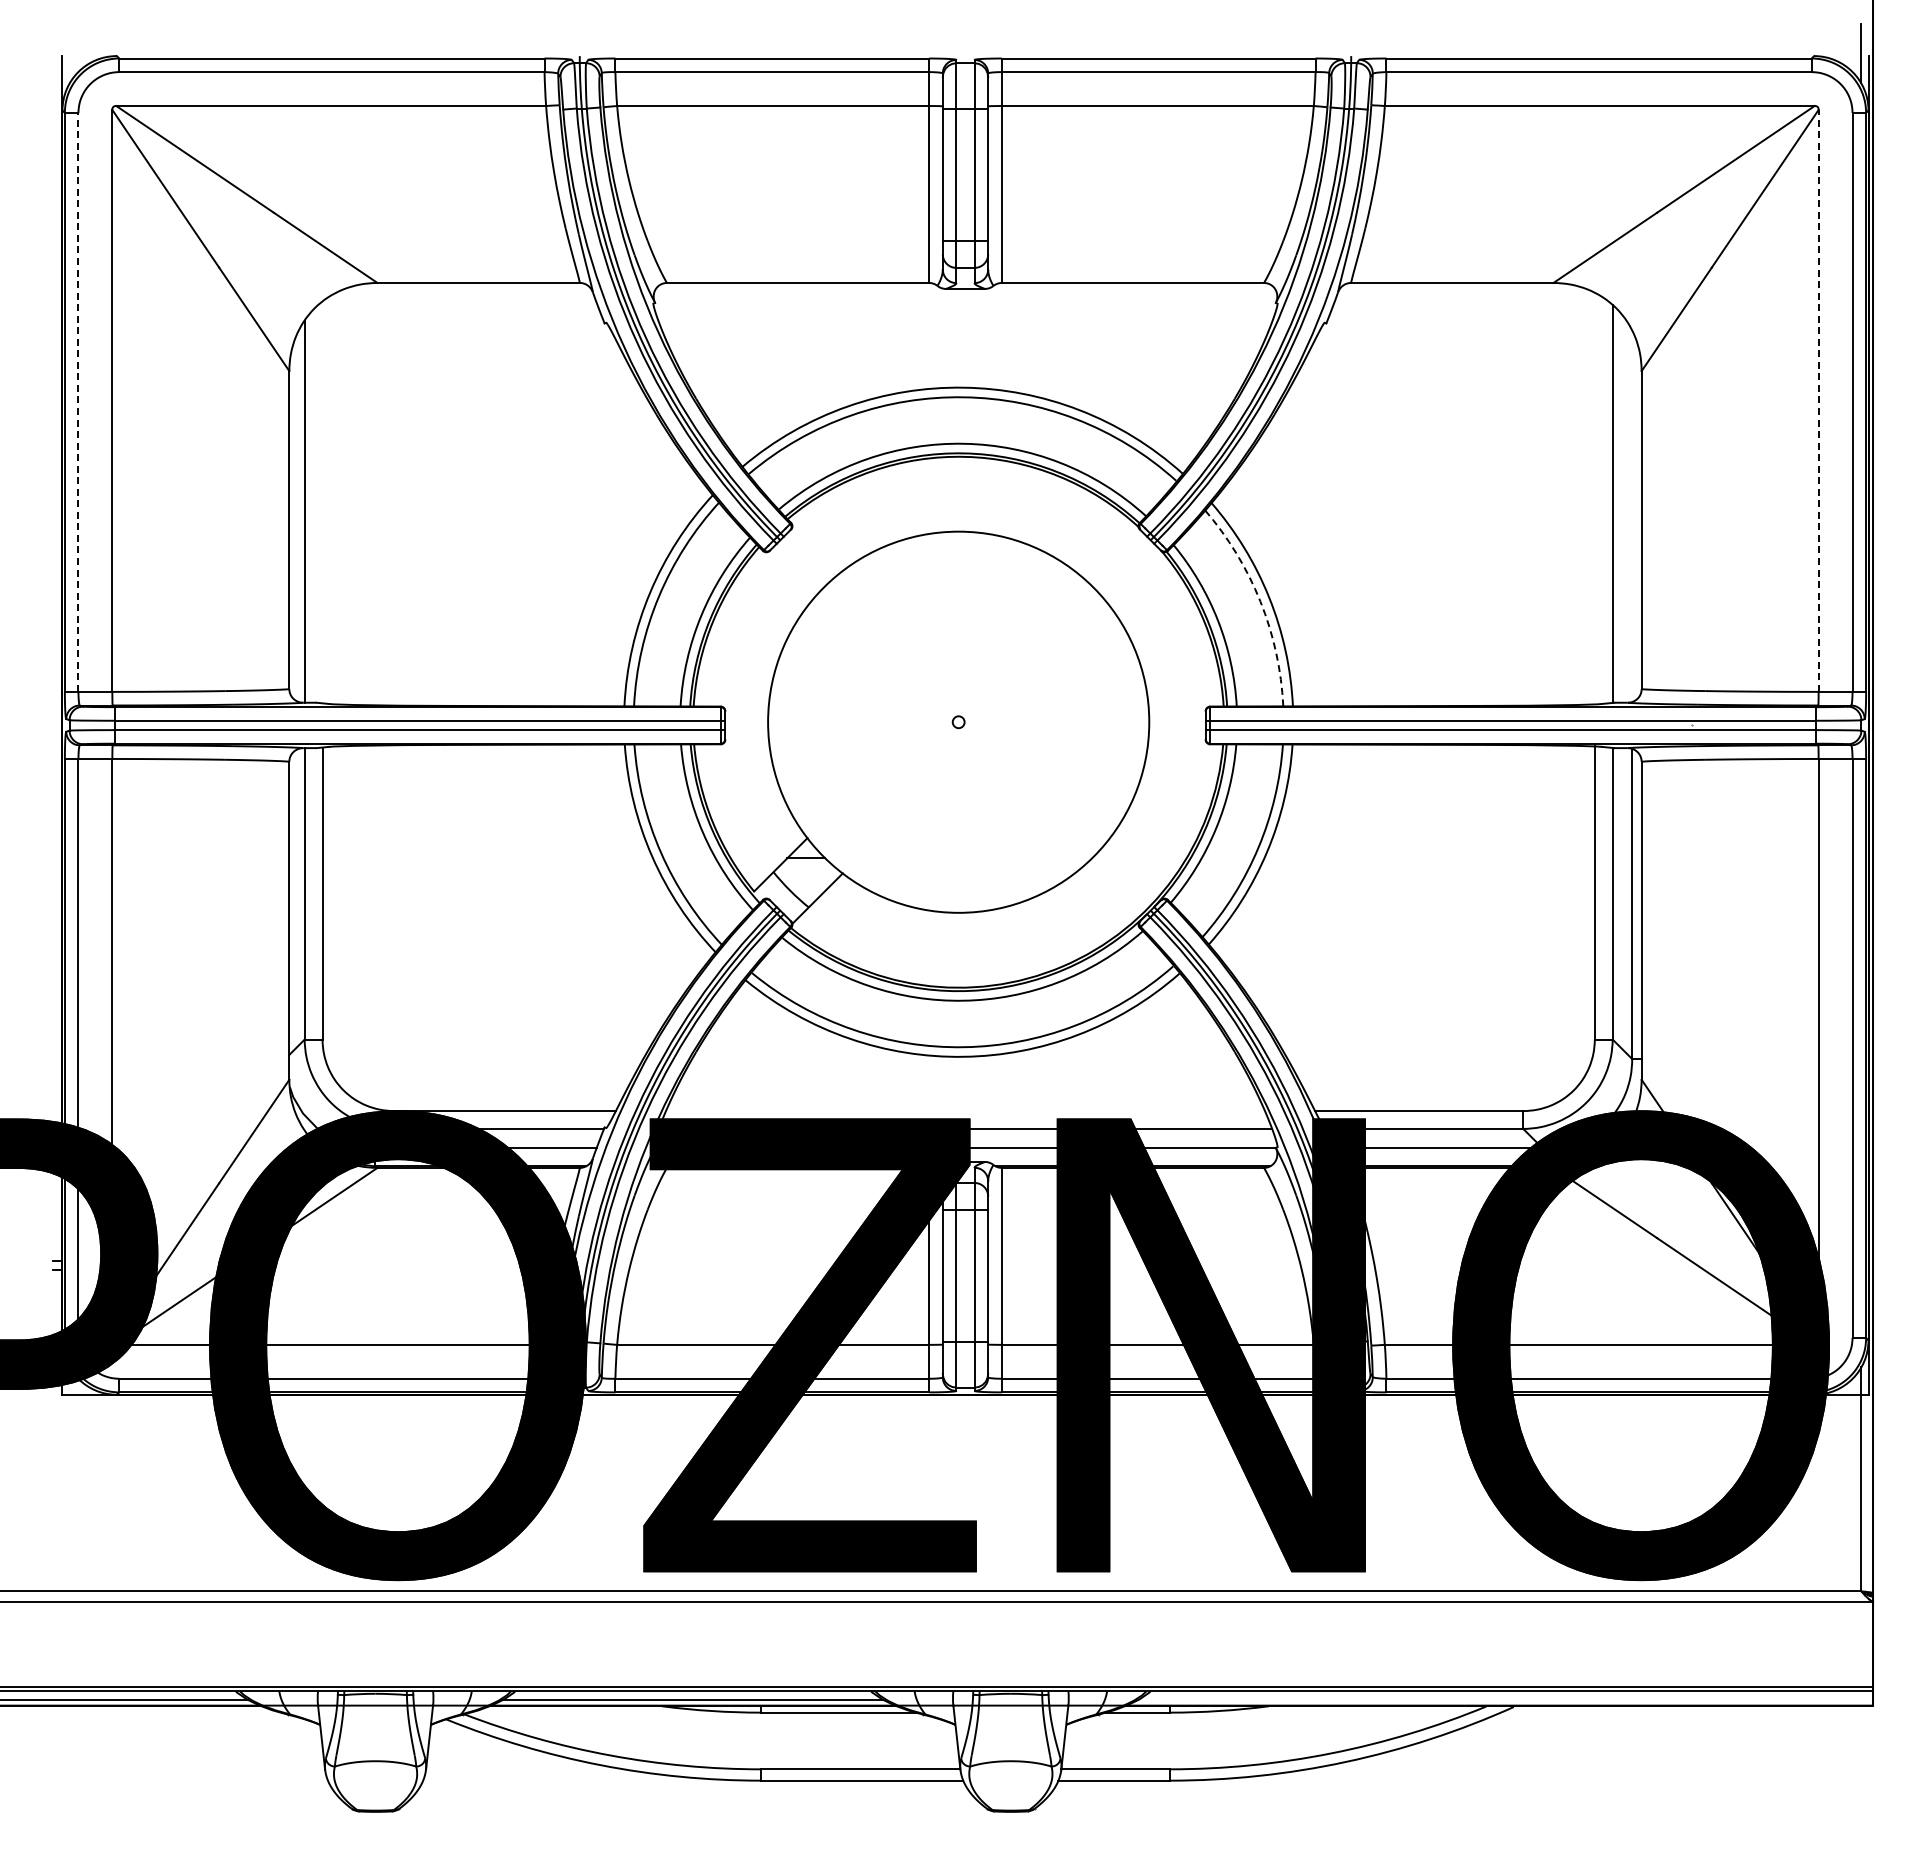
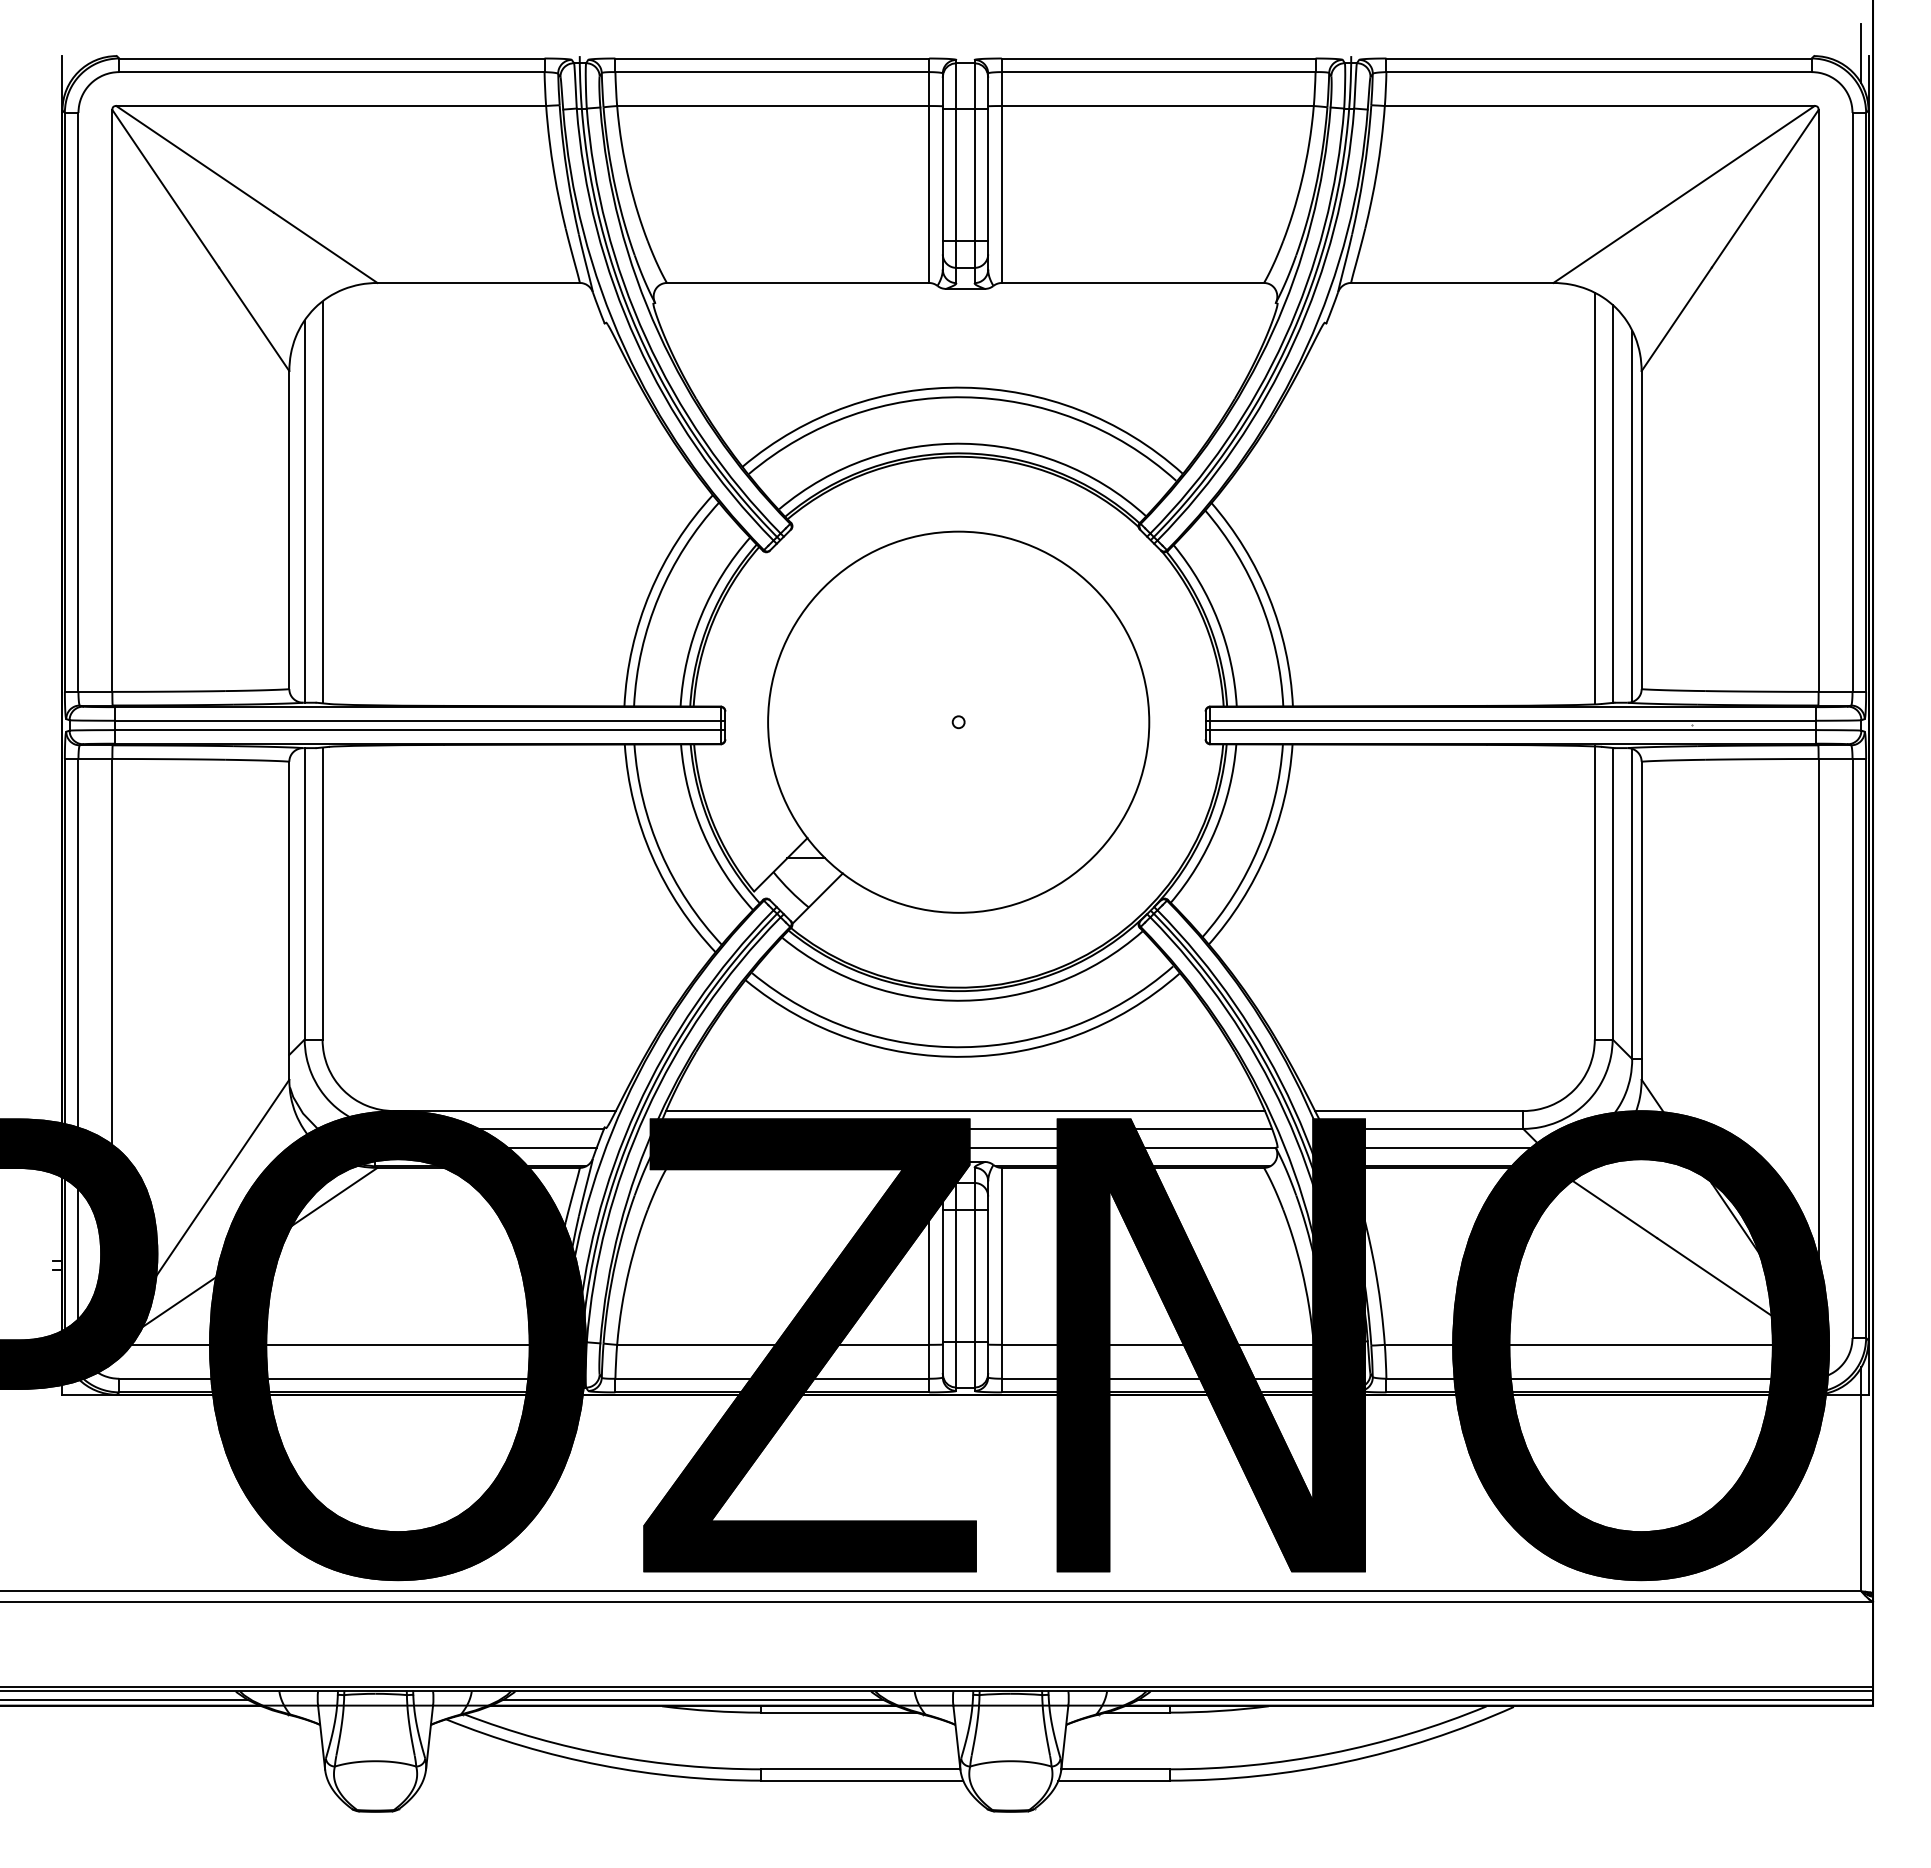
line: dashed -> solid (1818, 400)
line: dashed -> solid (78, 401)
line: none -> present (1594, 498)
line: none -> present (322, 502)
line: none -> present (1632, 516)
arc: dashed -> solid (1260, 601)
line: none -> present (965, 1111)
line: none -> present (1505, 1699)
